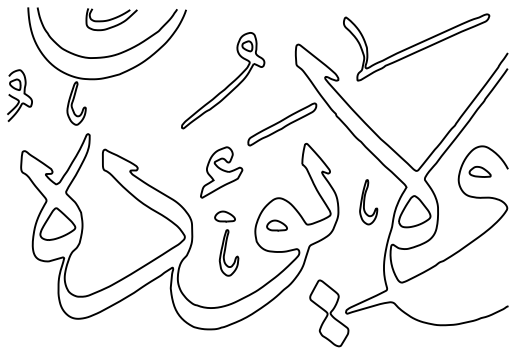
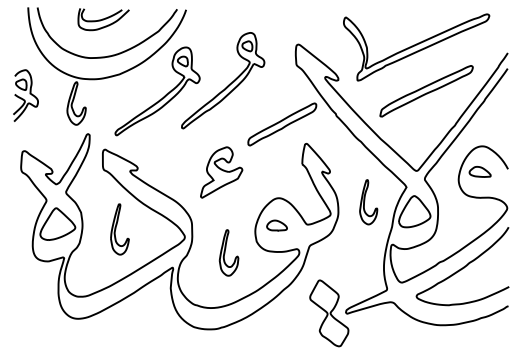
part position: (111, 19) -> (103, 19) (103, 19)
part: none -> present (426, 91)
part position: (19, 95) -> (25, 95) (25, 95)
part: none -> present (163, 96)
part: present -> none (224, 216)
part: none -> present (119, 229)
curve: none -> present (463, 266)
